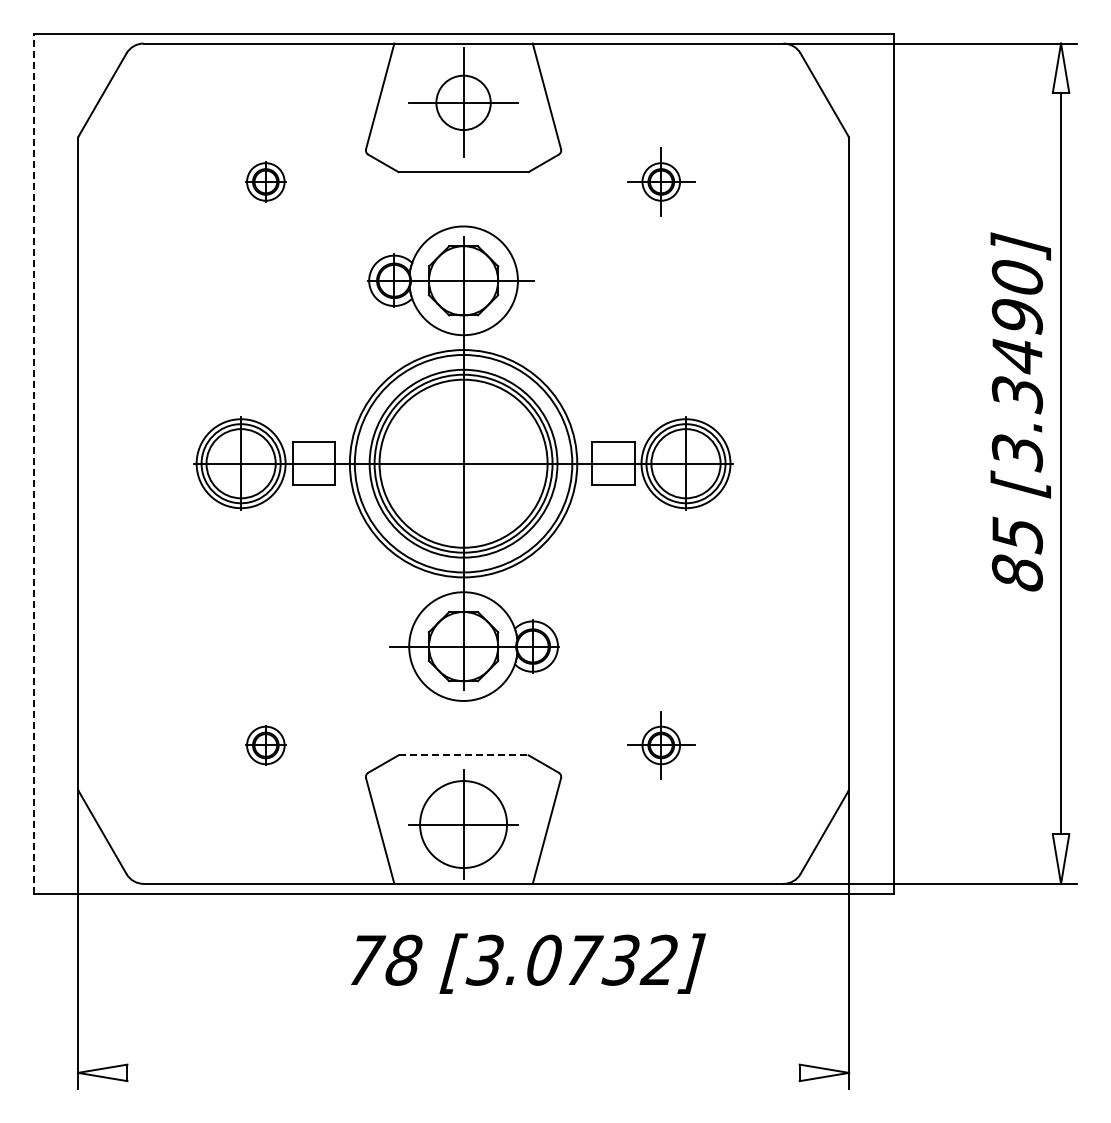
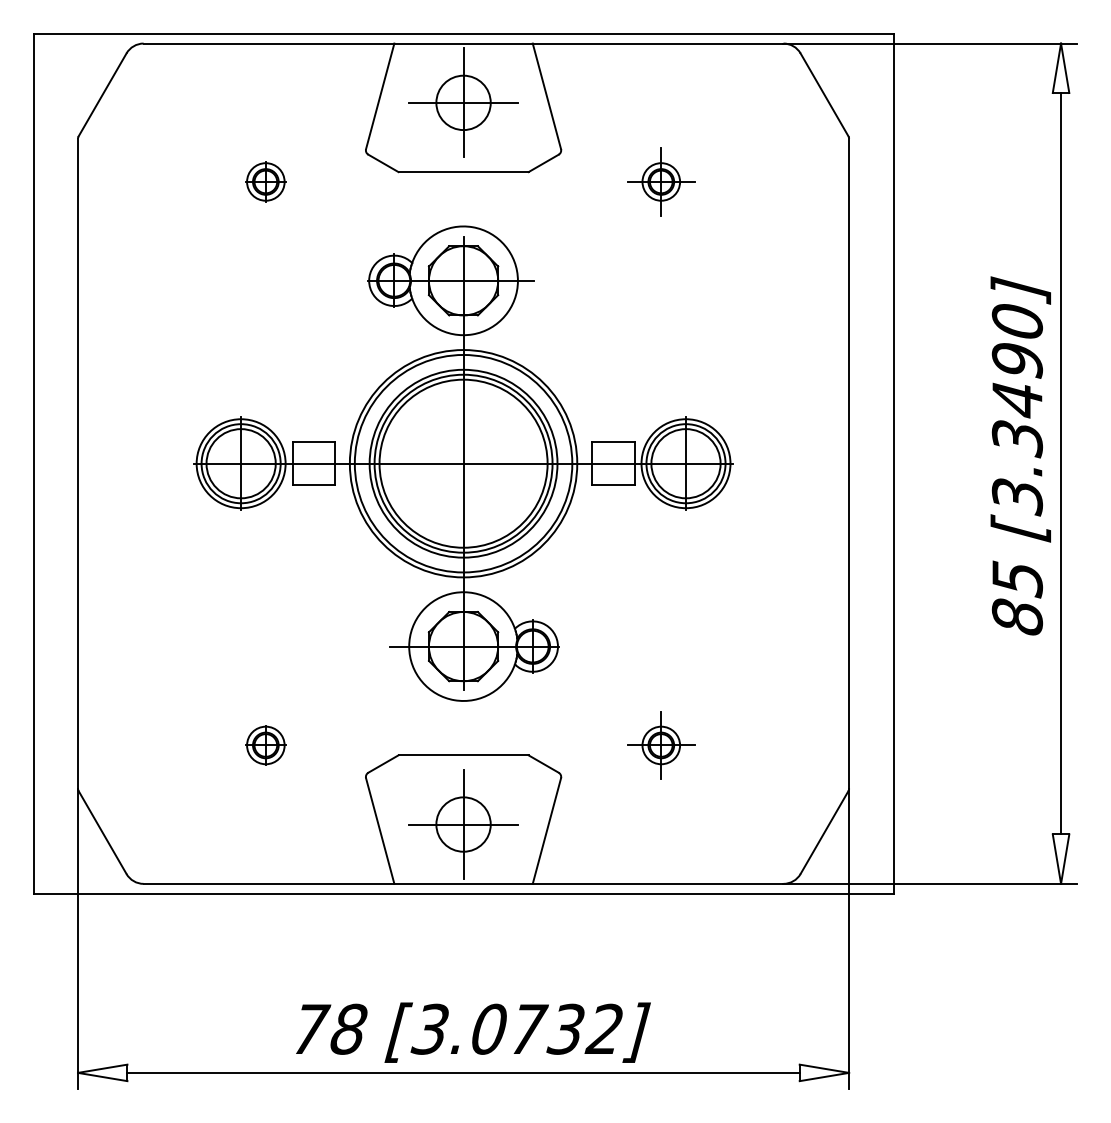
text position: (1020, 411) -> (1020, 455) (1020, 455)
line: dashed -> solid (33, 463)
line: dashed -> solid (464, 755)
circle diameter: 87 px -> 54 px (463, 824)
text position: (528, 963) -> (473, 1032) (473, 1032)
line: none -> present (463, 1072)
